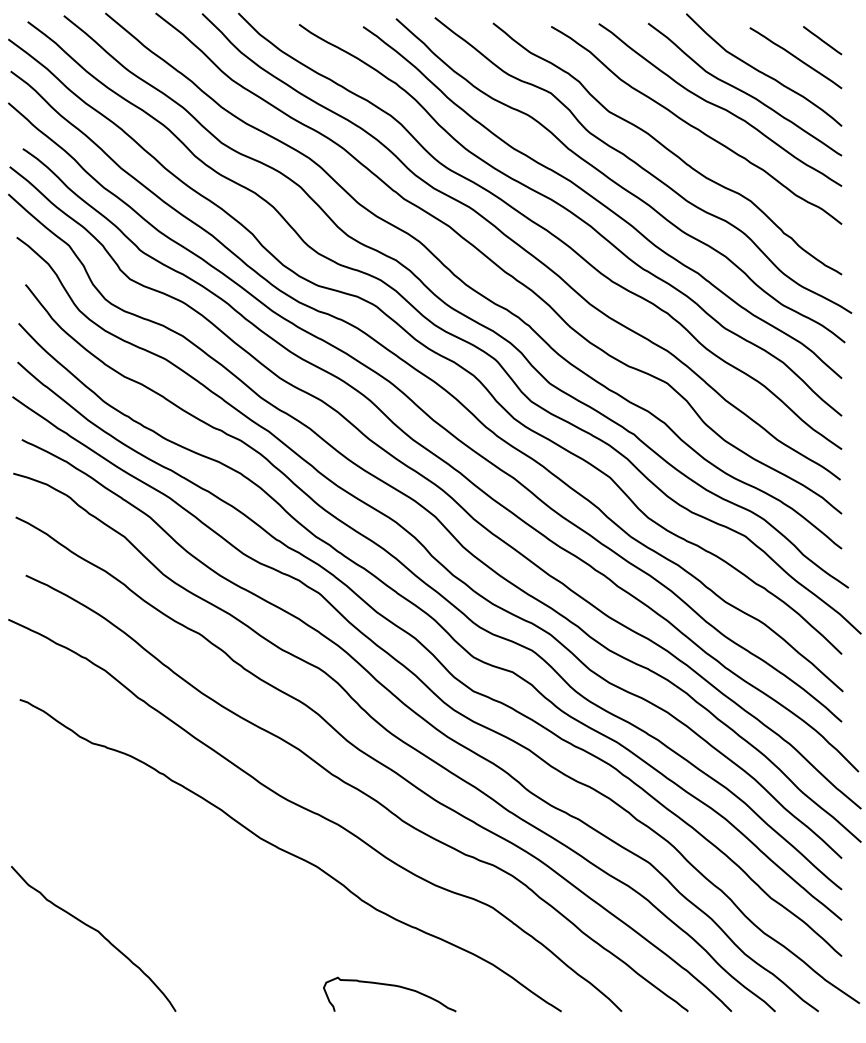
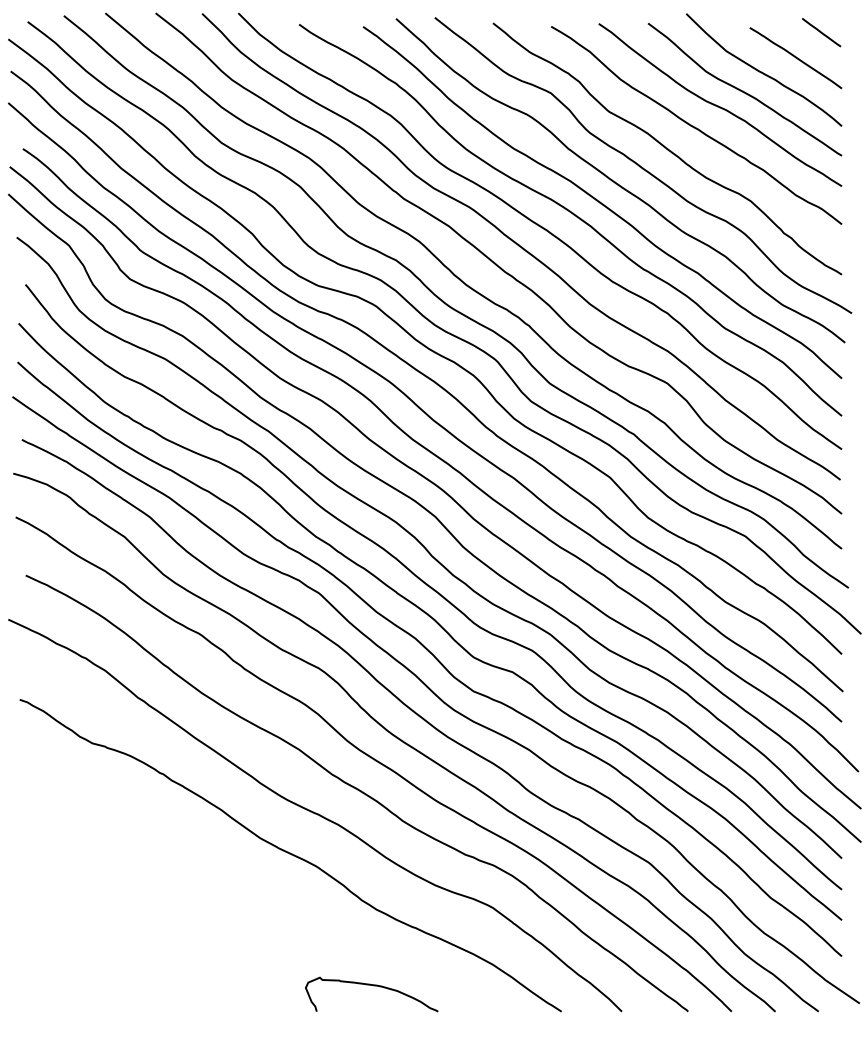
line position: (822, 40) -> (821, 32) (821, 32)
curve: present -> none (98, 933)
curve position: (391, 986) -> (373, 986) (373, 986)
